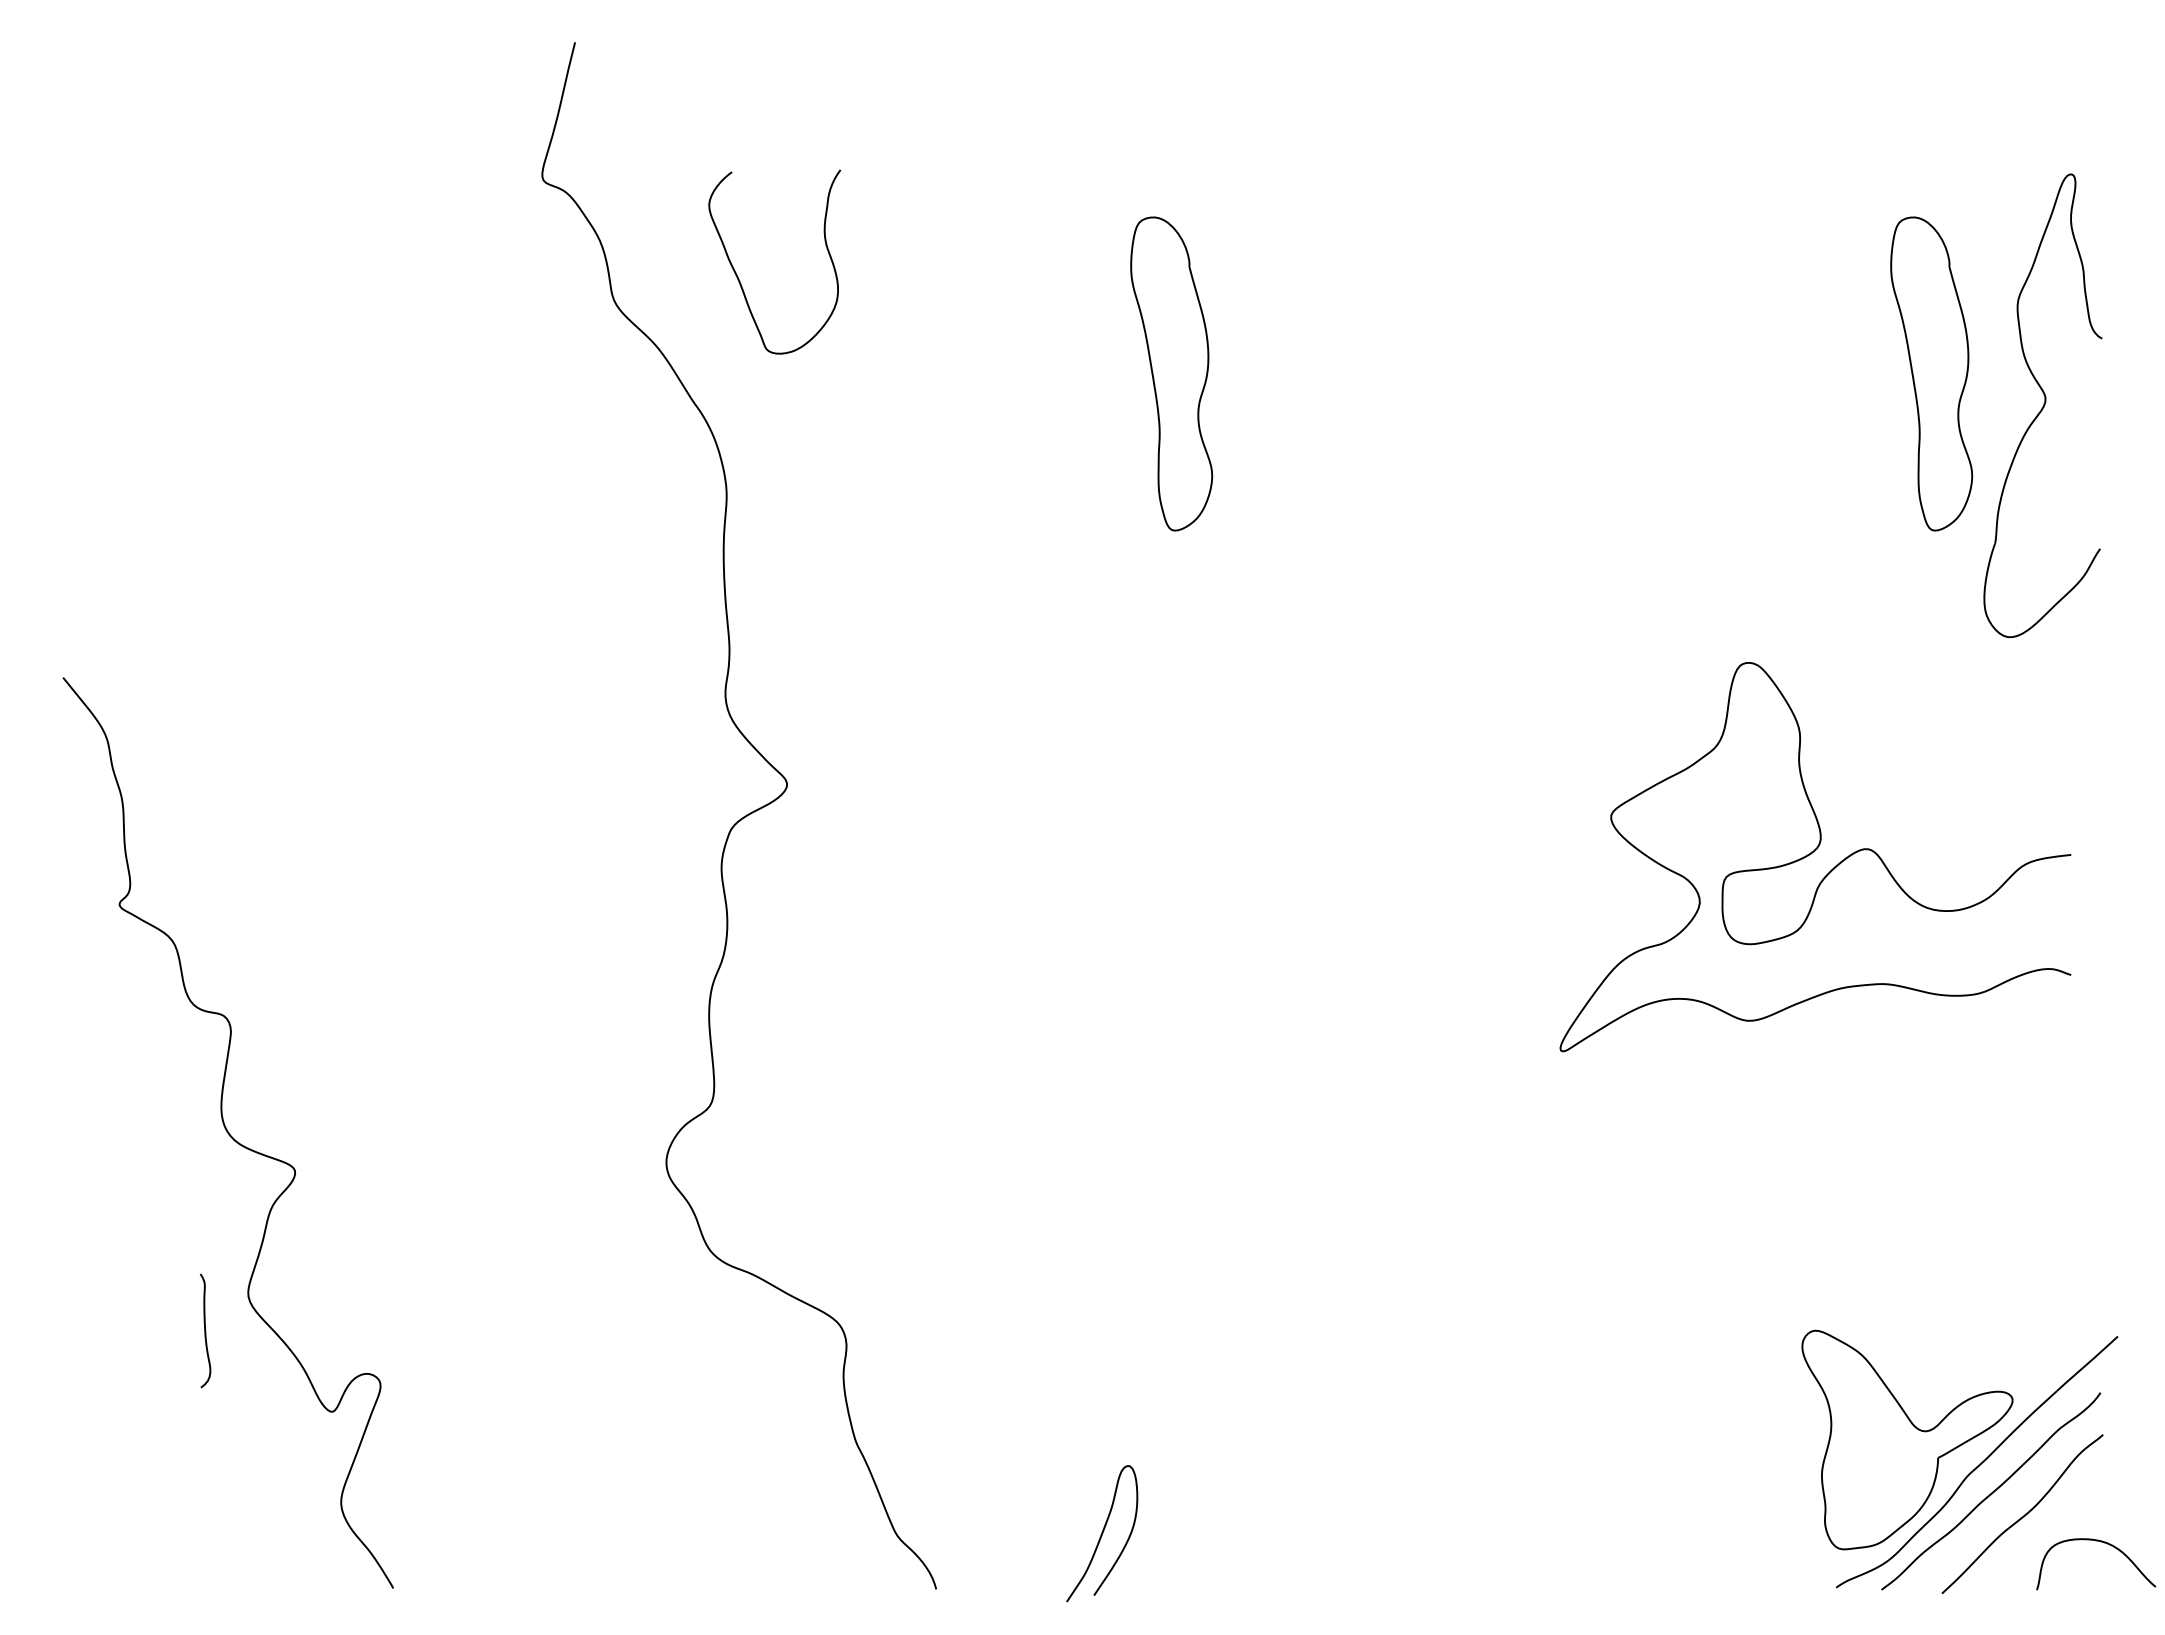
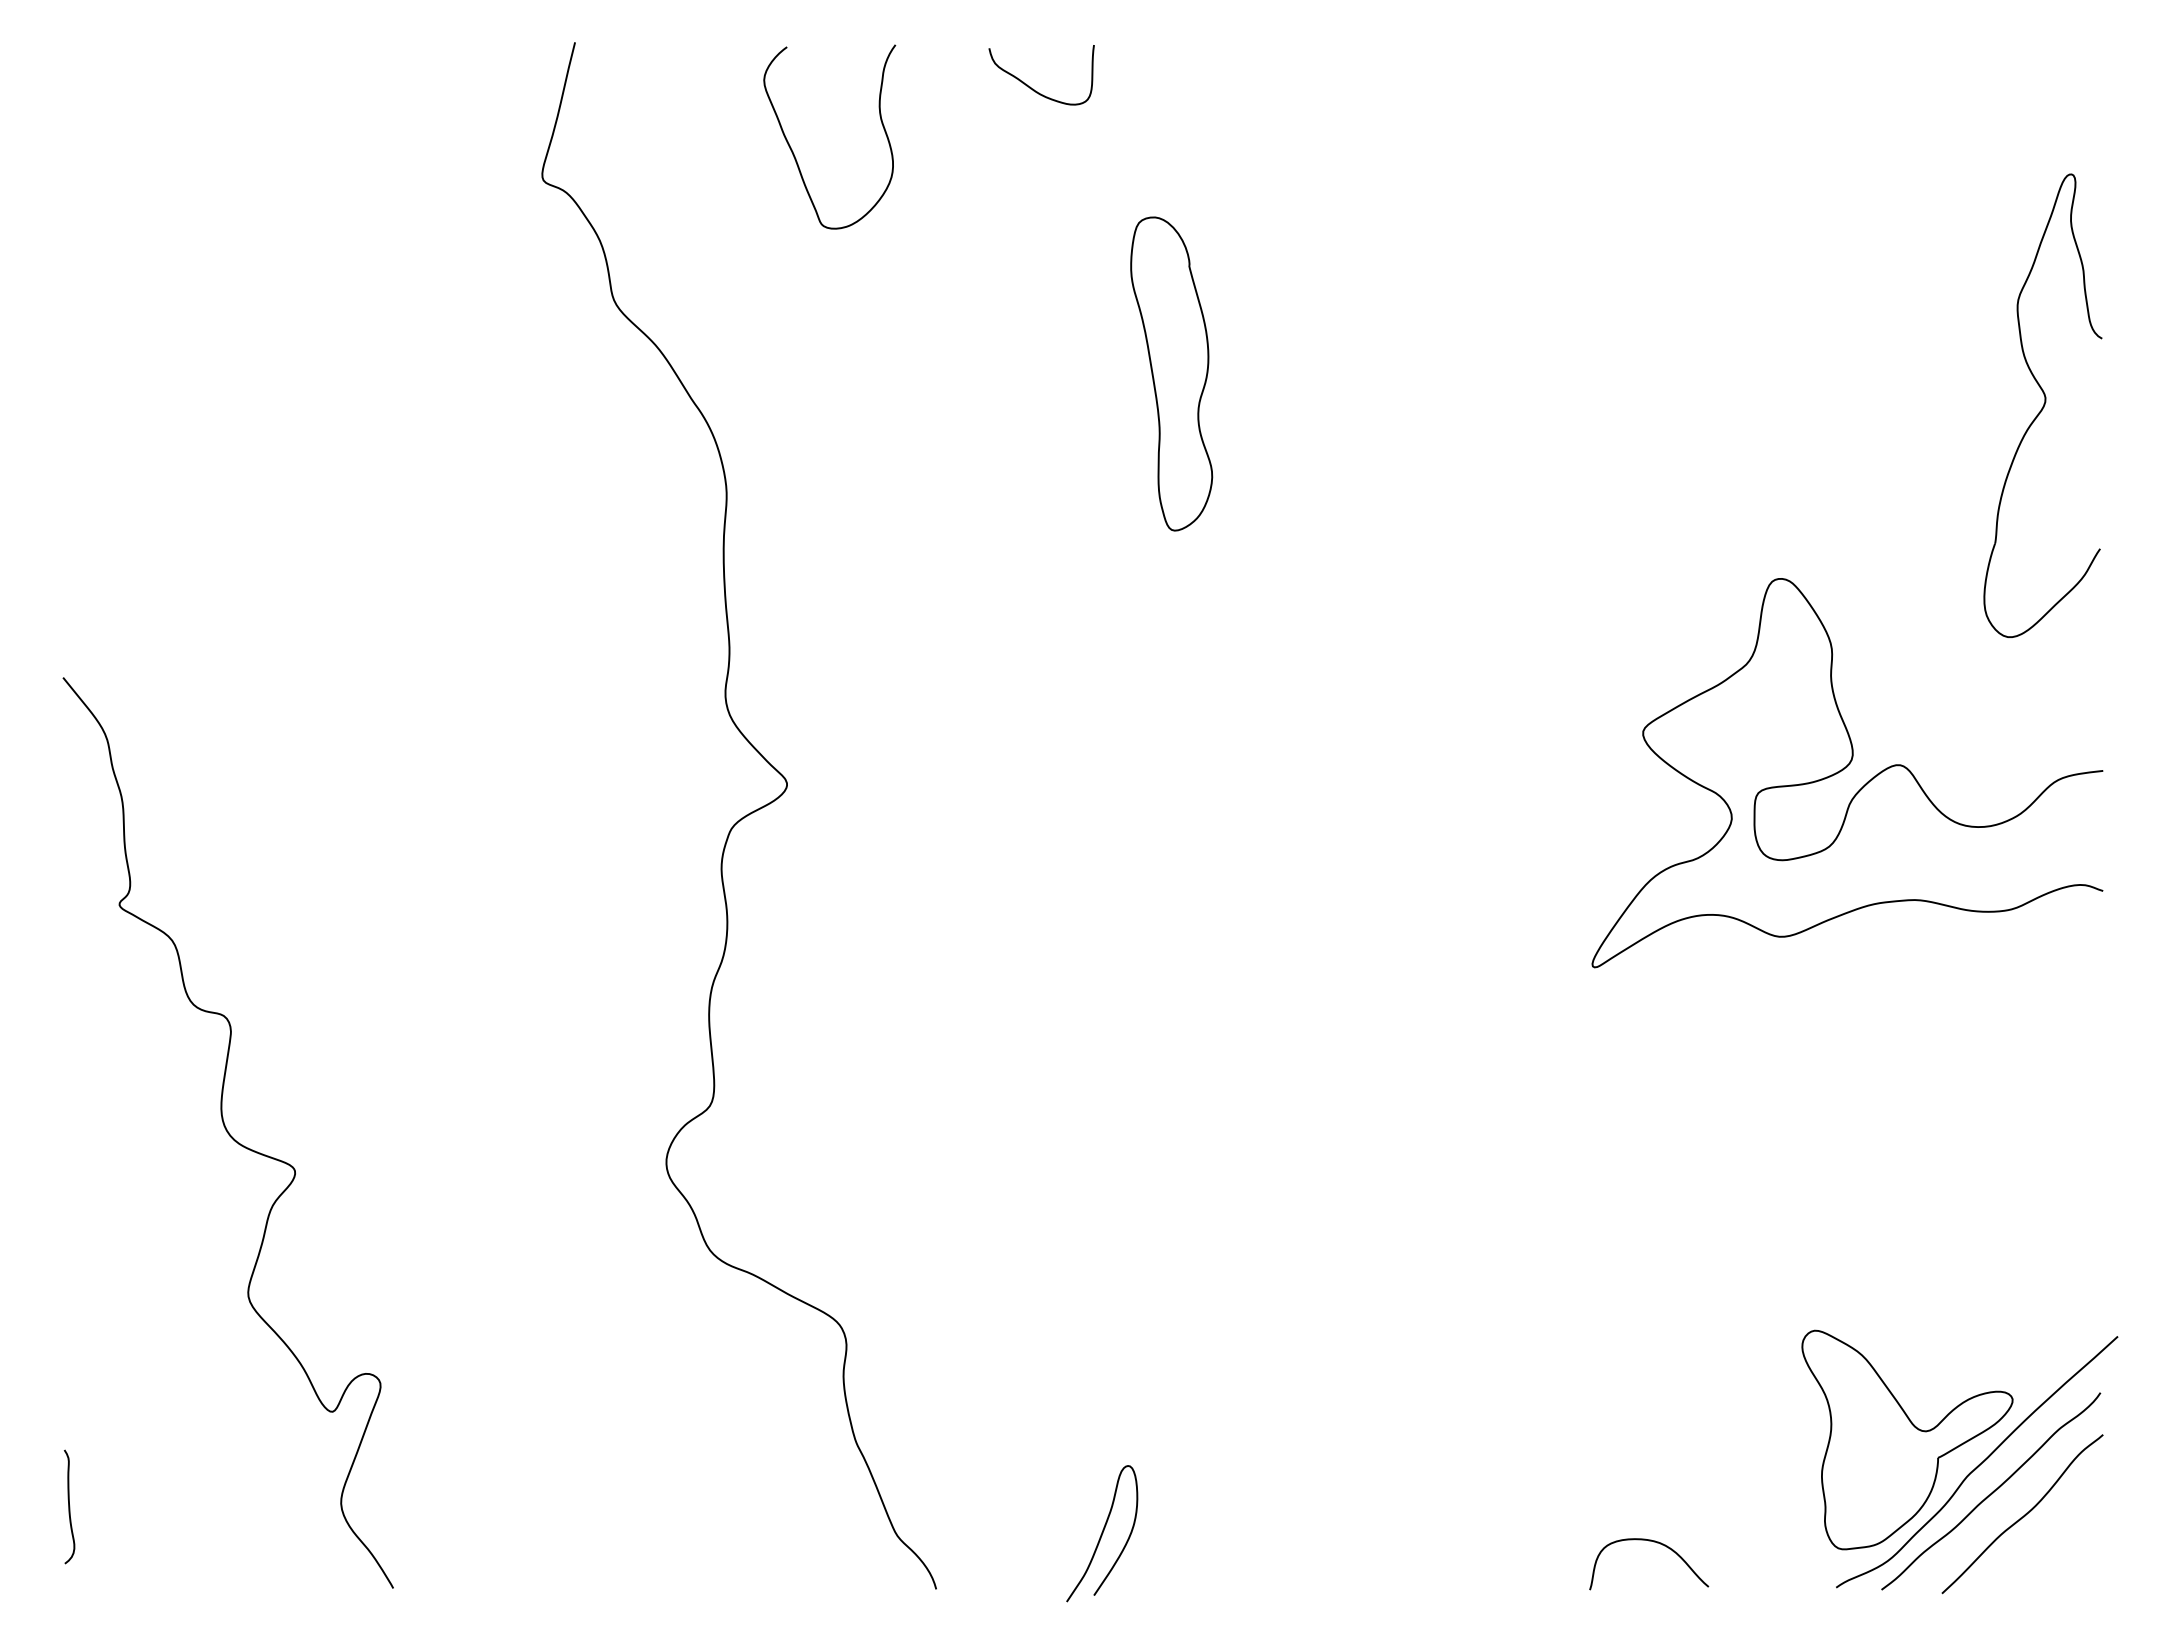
curve: none -> present (1033, 88)
curve position: (739, 278) -> (794, 153) (794, 153)
part: present -> none (1931, 373)
curve position: (1812, 853) -> (1844, 769) (1844, 769)
curve position: (205, 1330) -> (69, 1506) (69, 1506)
curve position: (2100, 1542) -> (1653, 1542) (1653, 1542)
